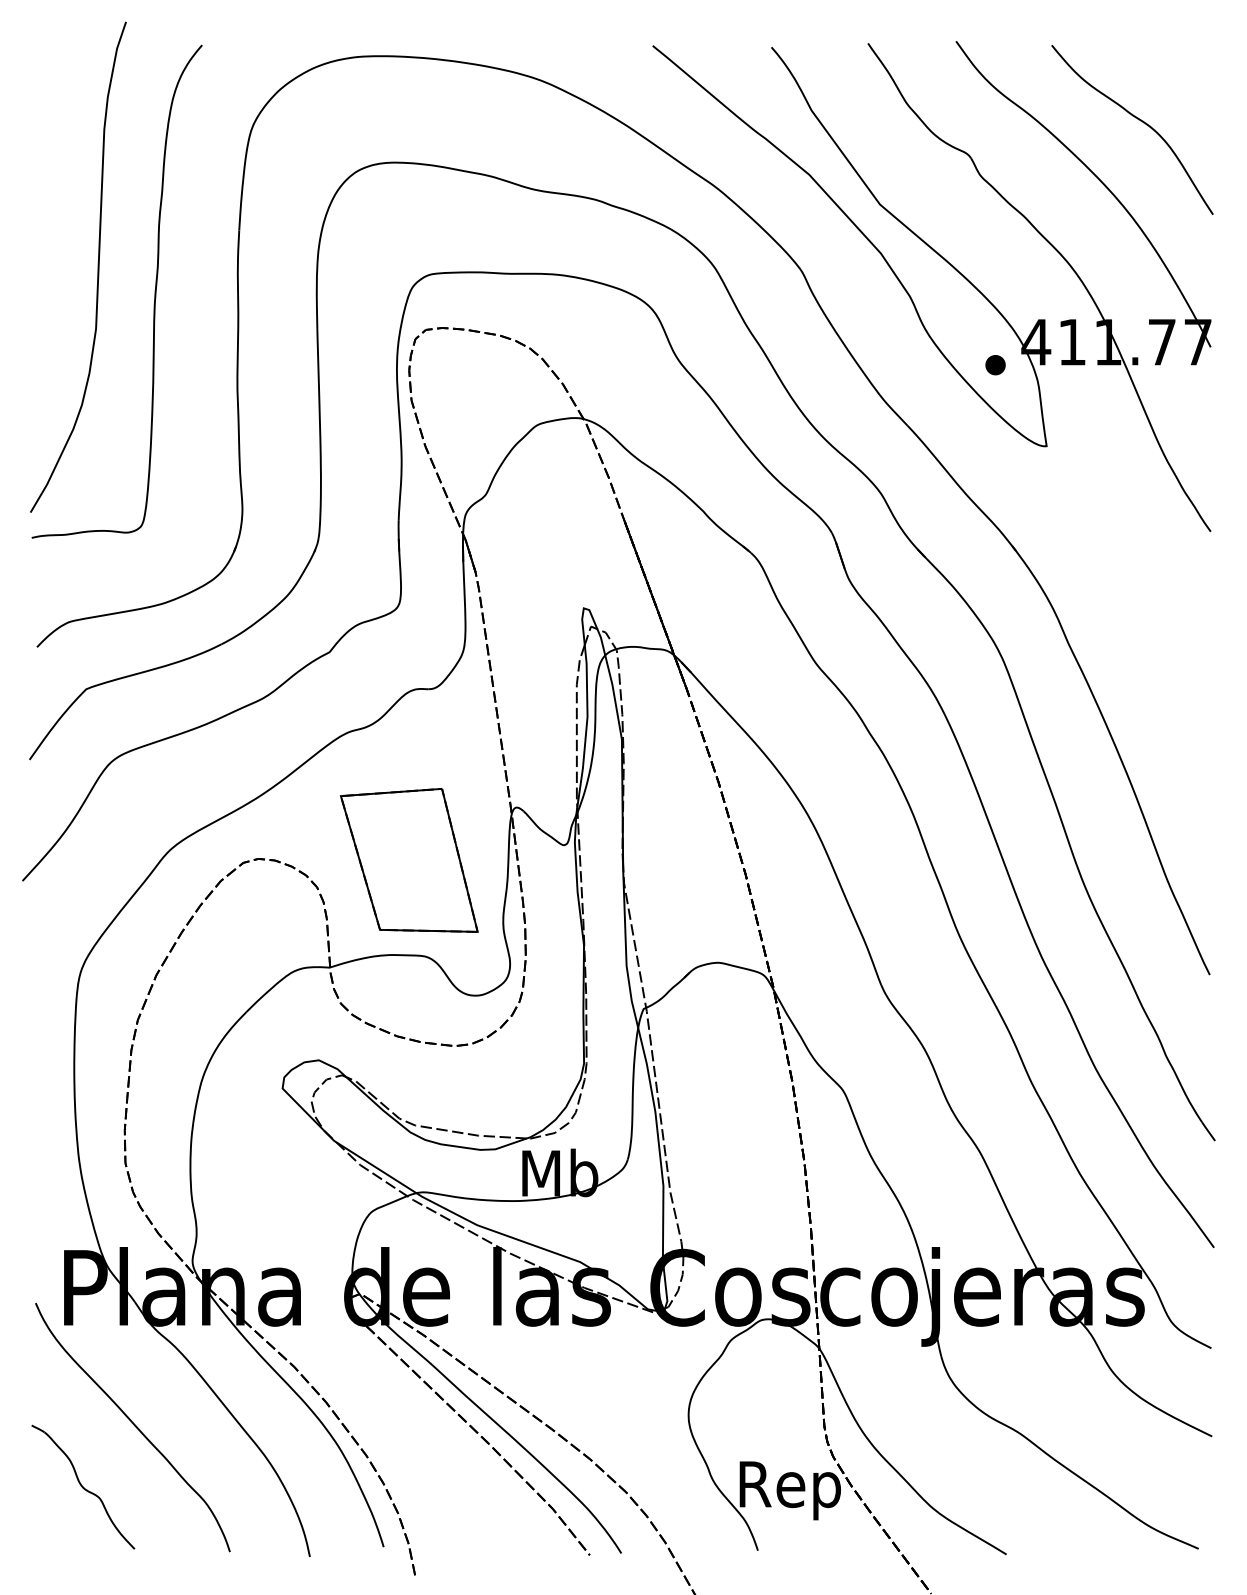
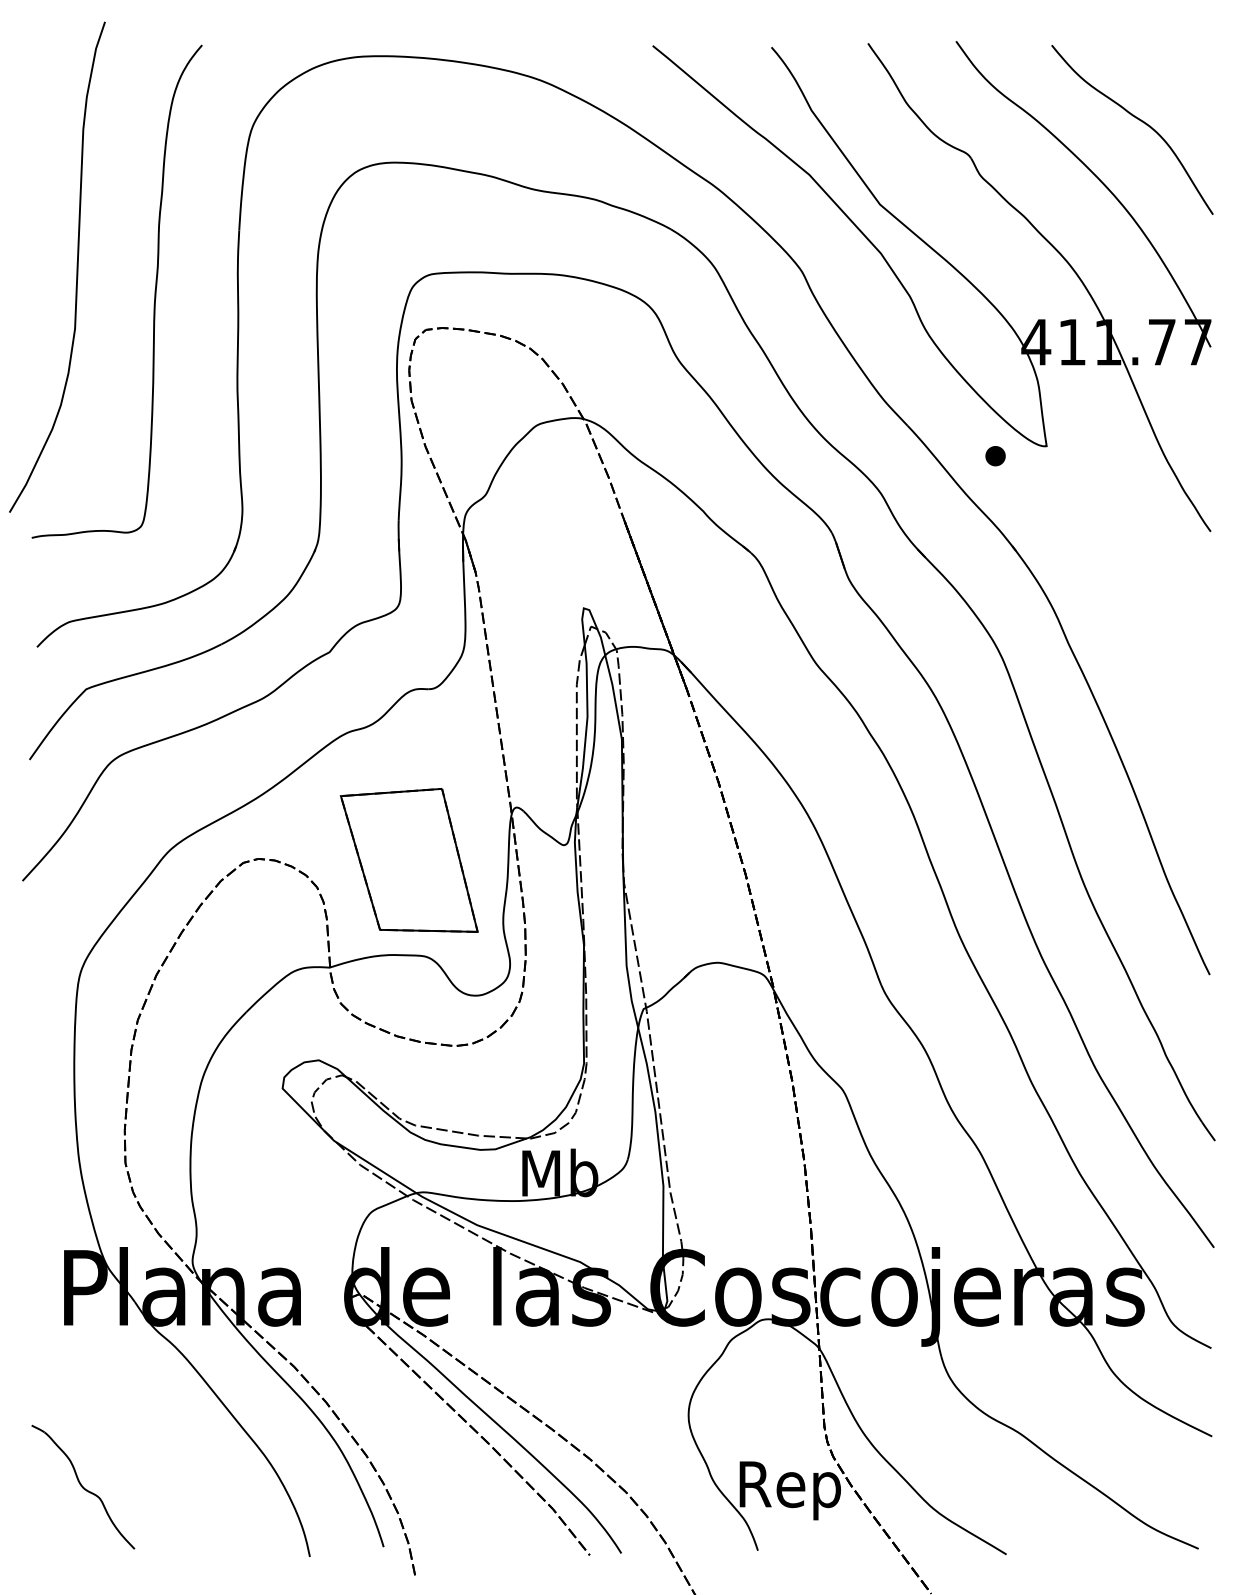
curve position: (97, 266) -> (76, 266) (76, 266)
part position: (995, 365) -> (995, 456) (995, 456)
curve: present -> none (133, 1425)
